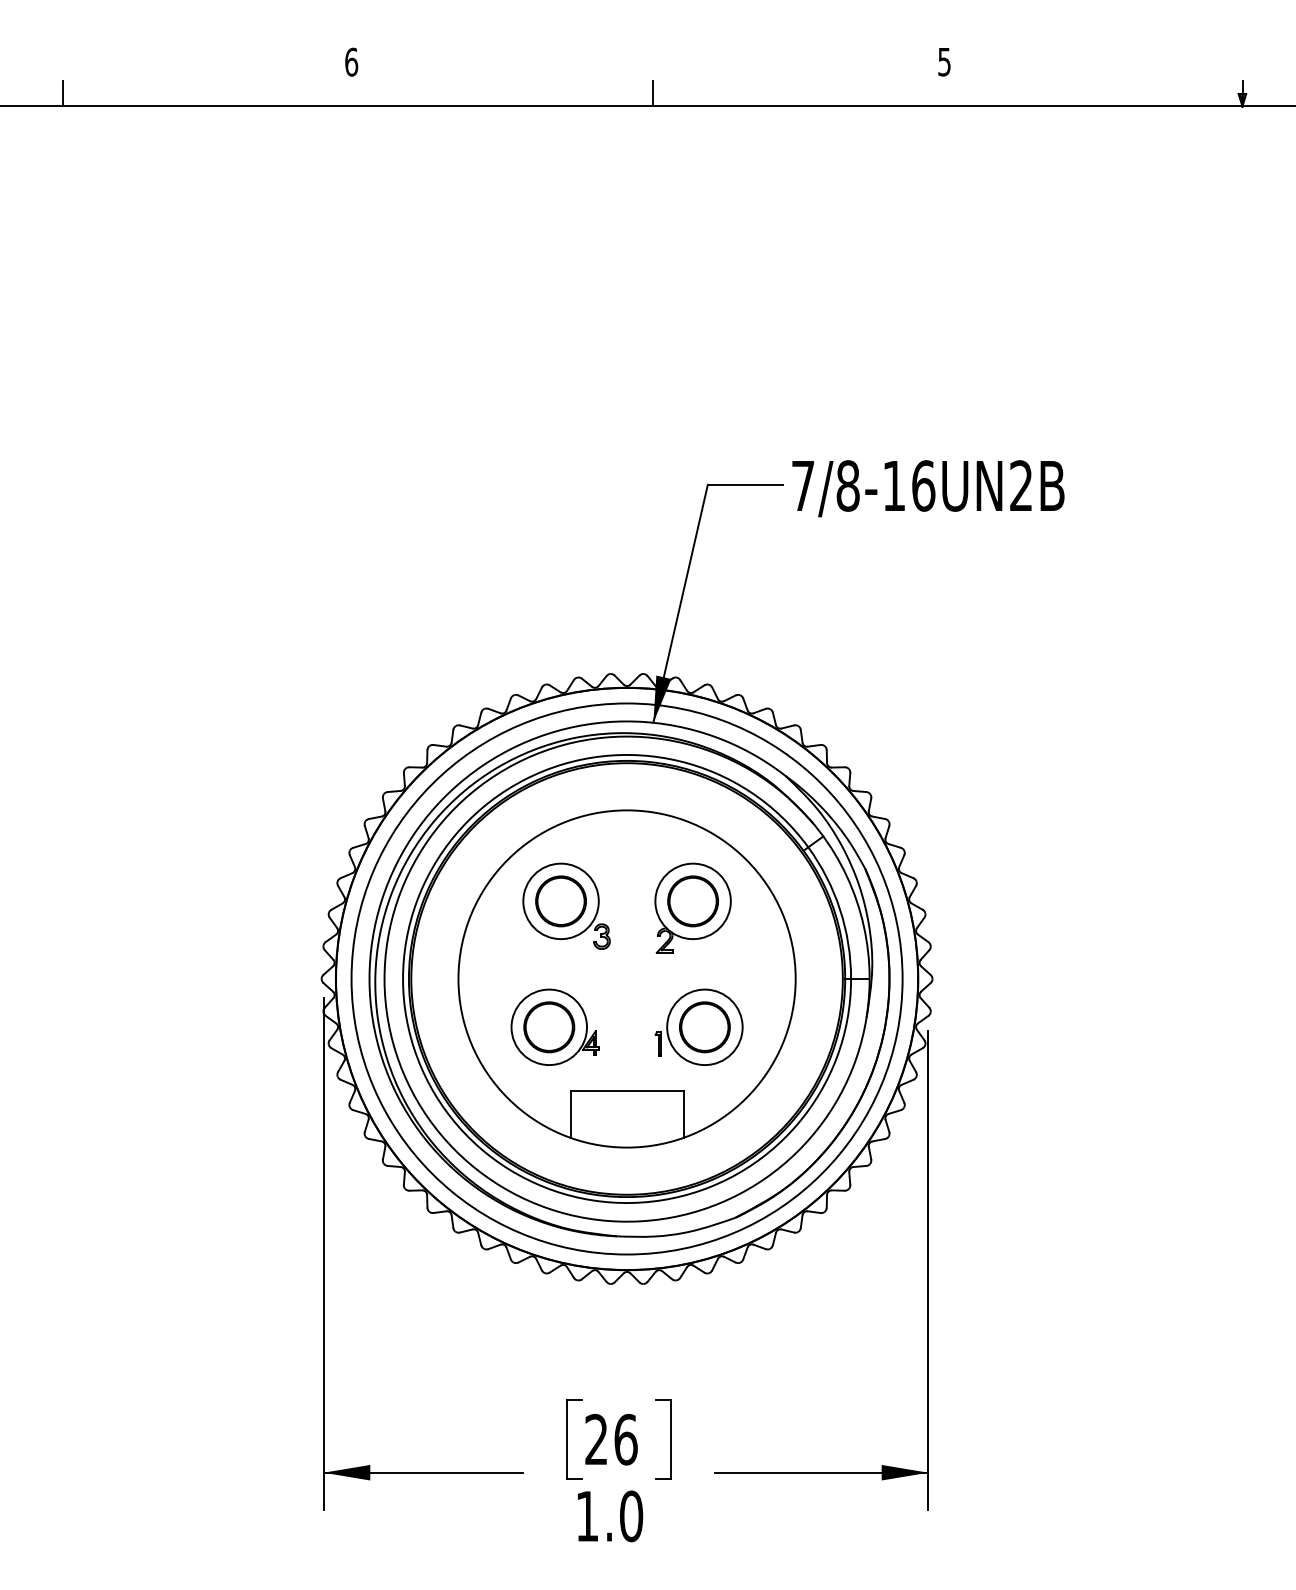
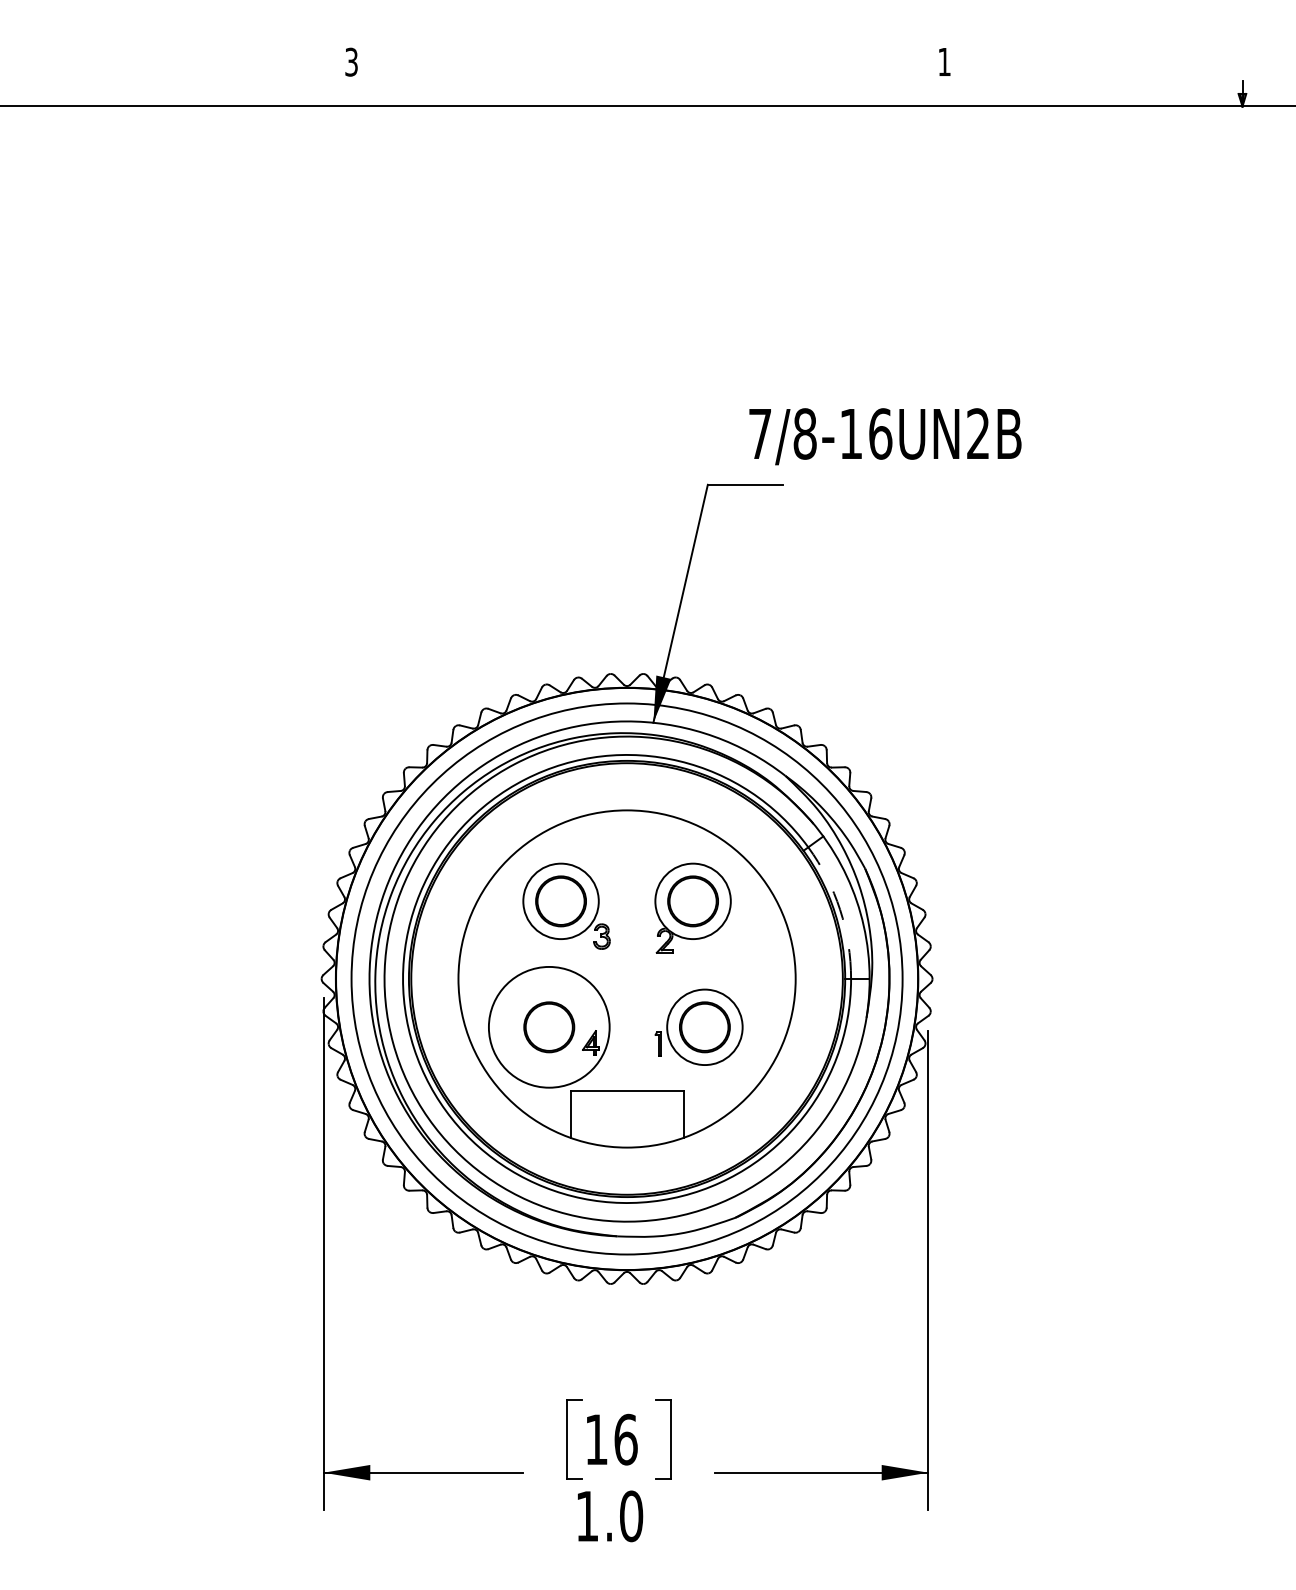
text: 6 -> 3 (351, 61)
text: 5 -> 1 (944, 62)
line: present -> none (63, 93)
line: present -> none (652, 93)
text position: (928, 488) -> (885, 436) (885, 436)
arc: solid -> dashed (840, 909)
circle diameter: 75 px -> 121 px (548, 1026)
text: 26 -> 16 (596, 1438)
